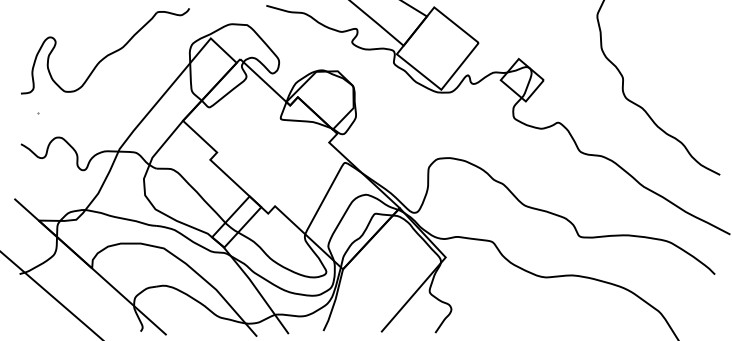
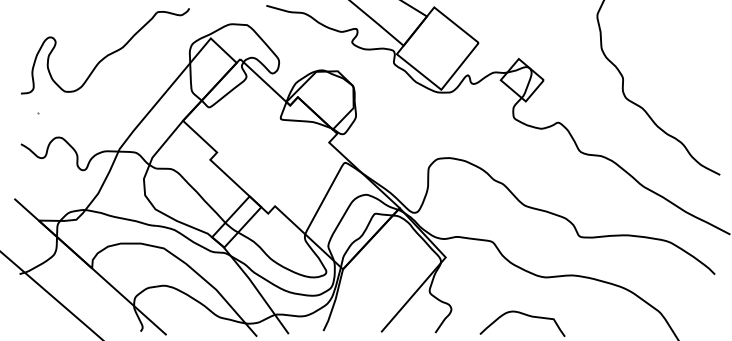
curve: none -> present (524, 315)
